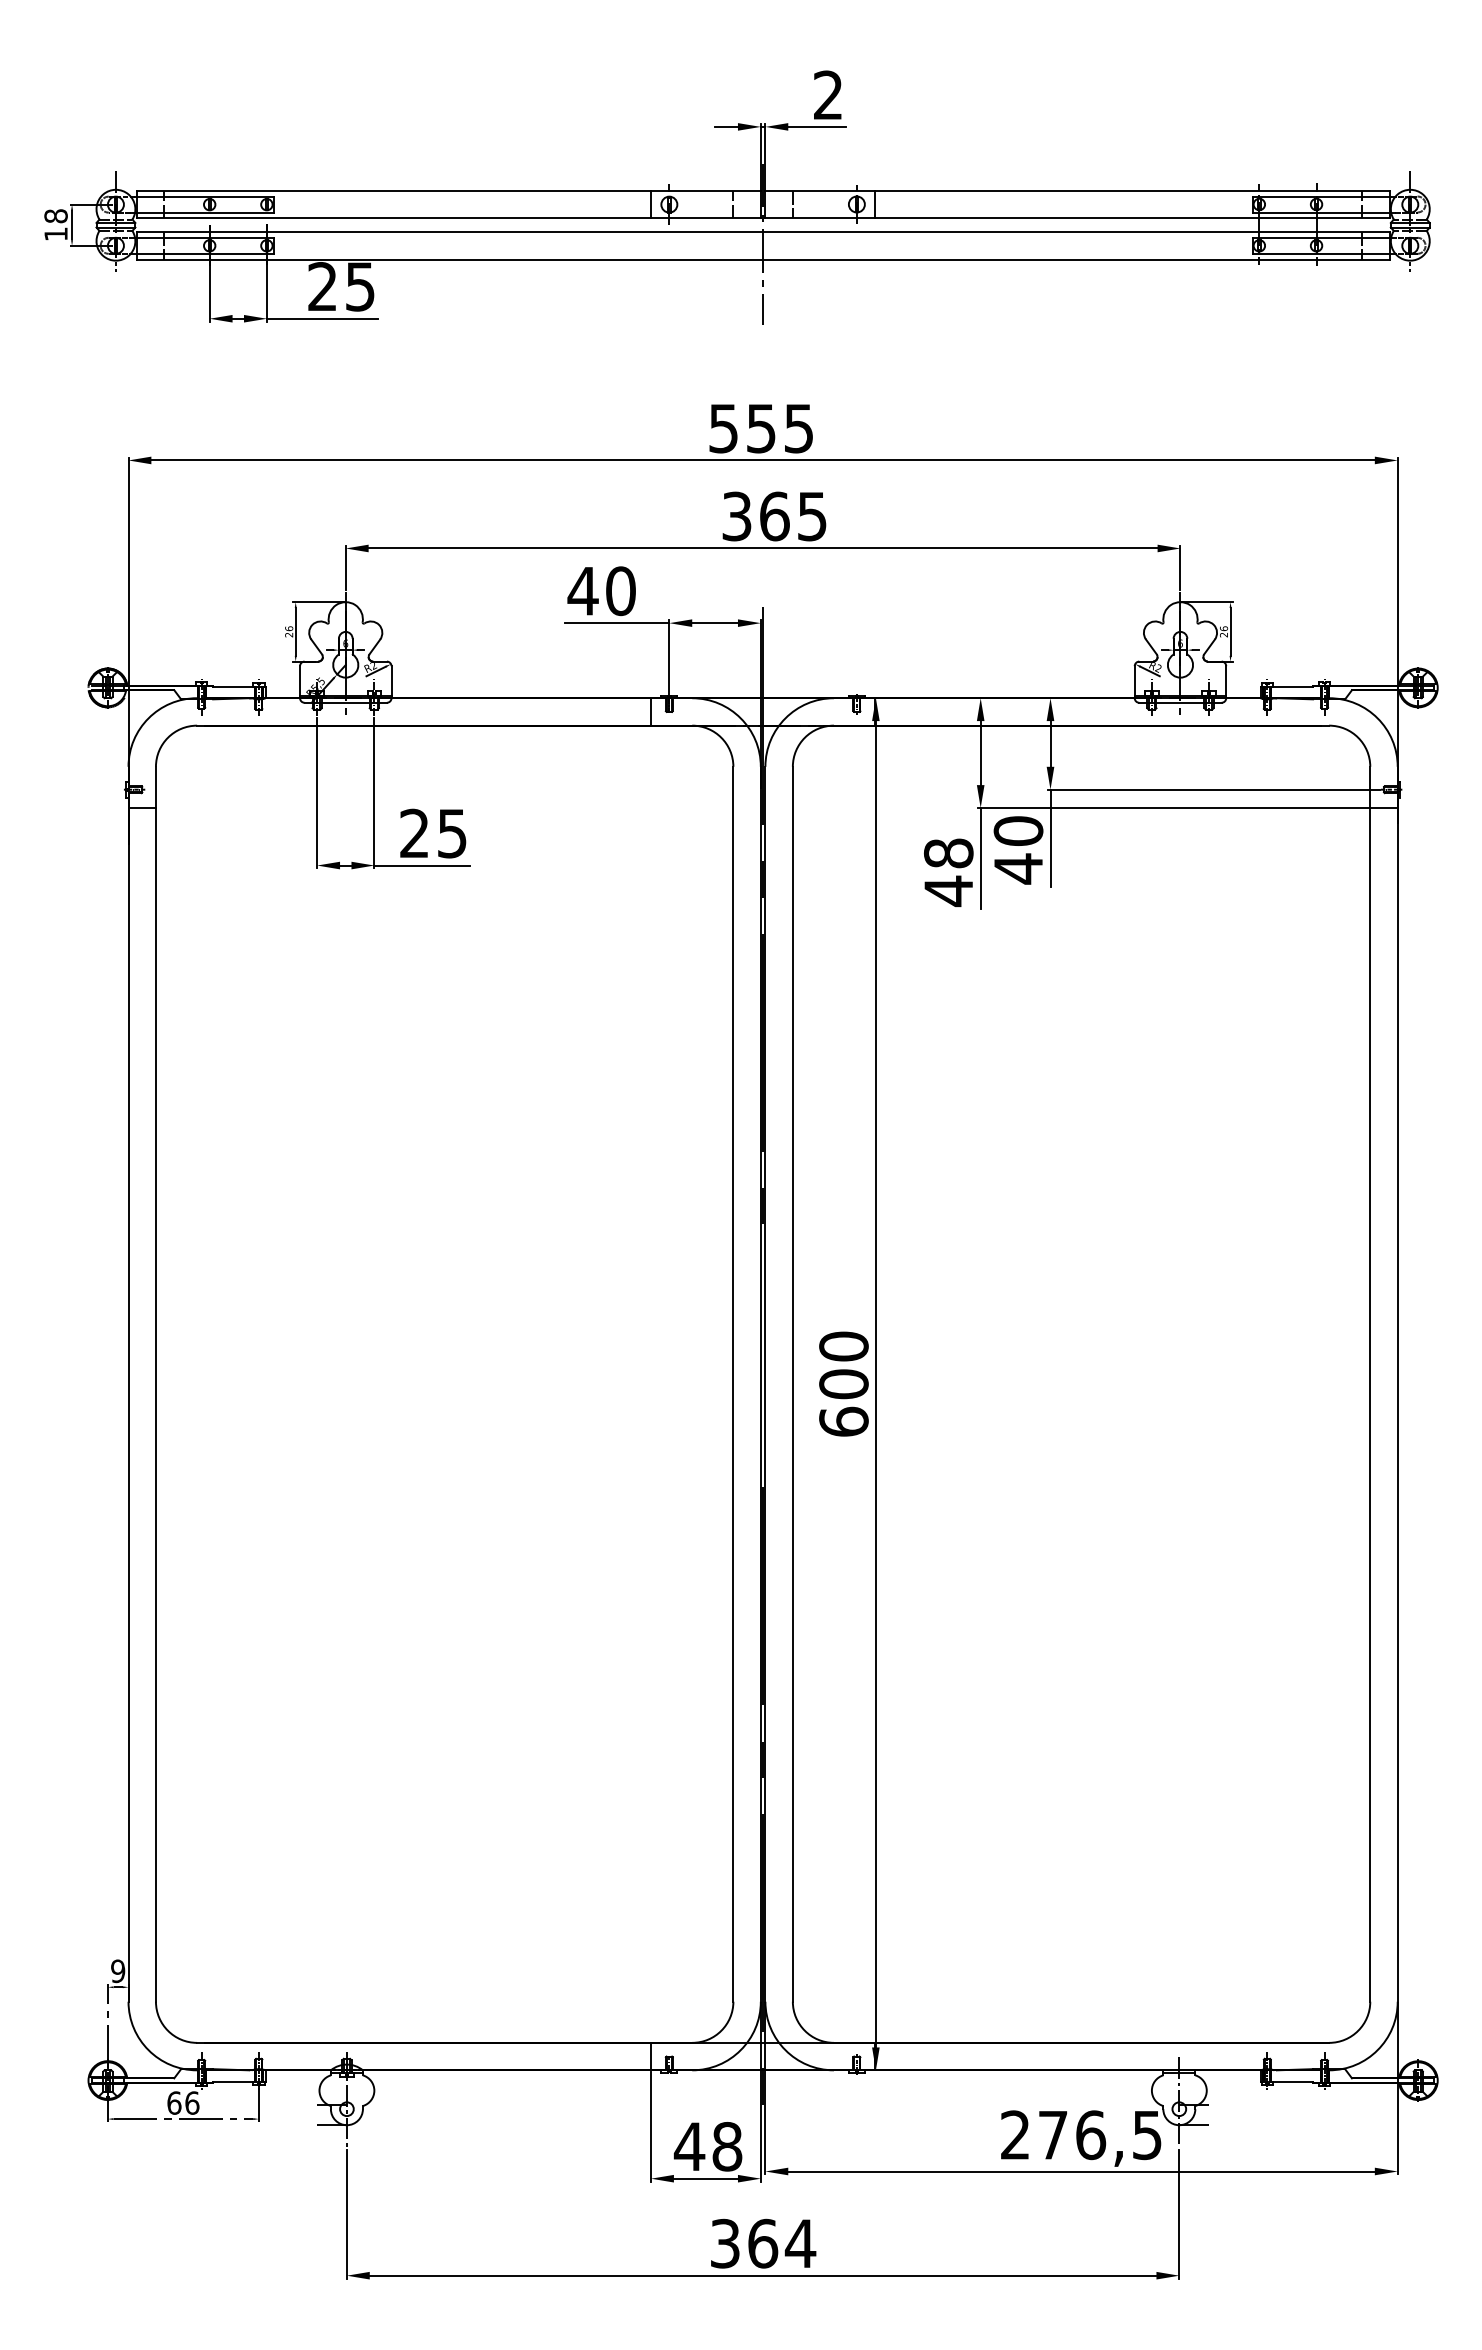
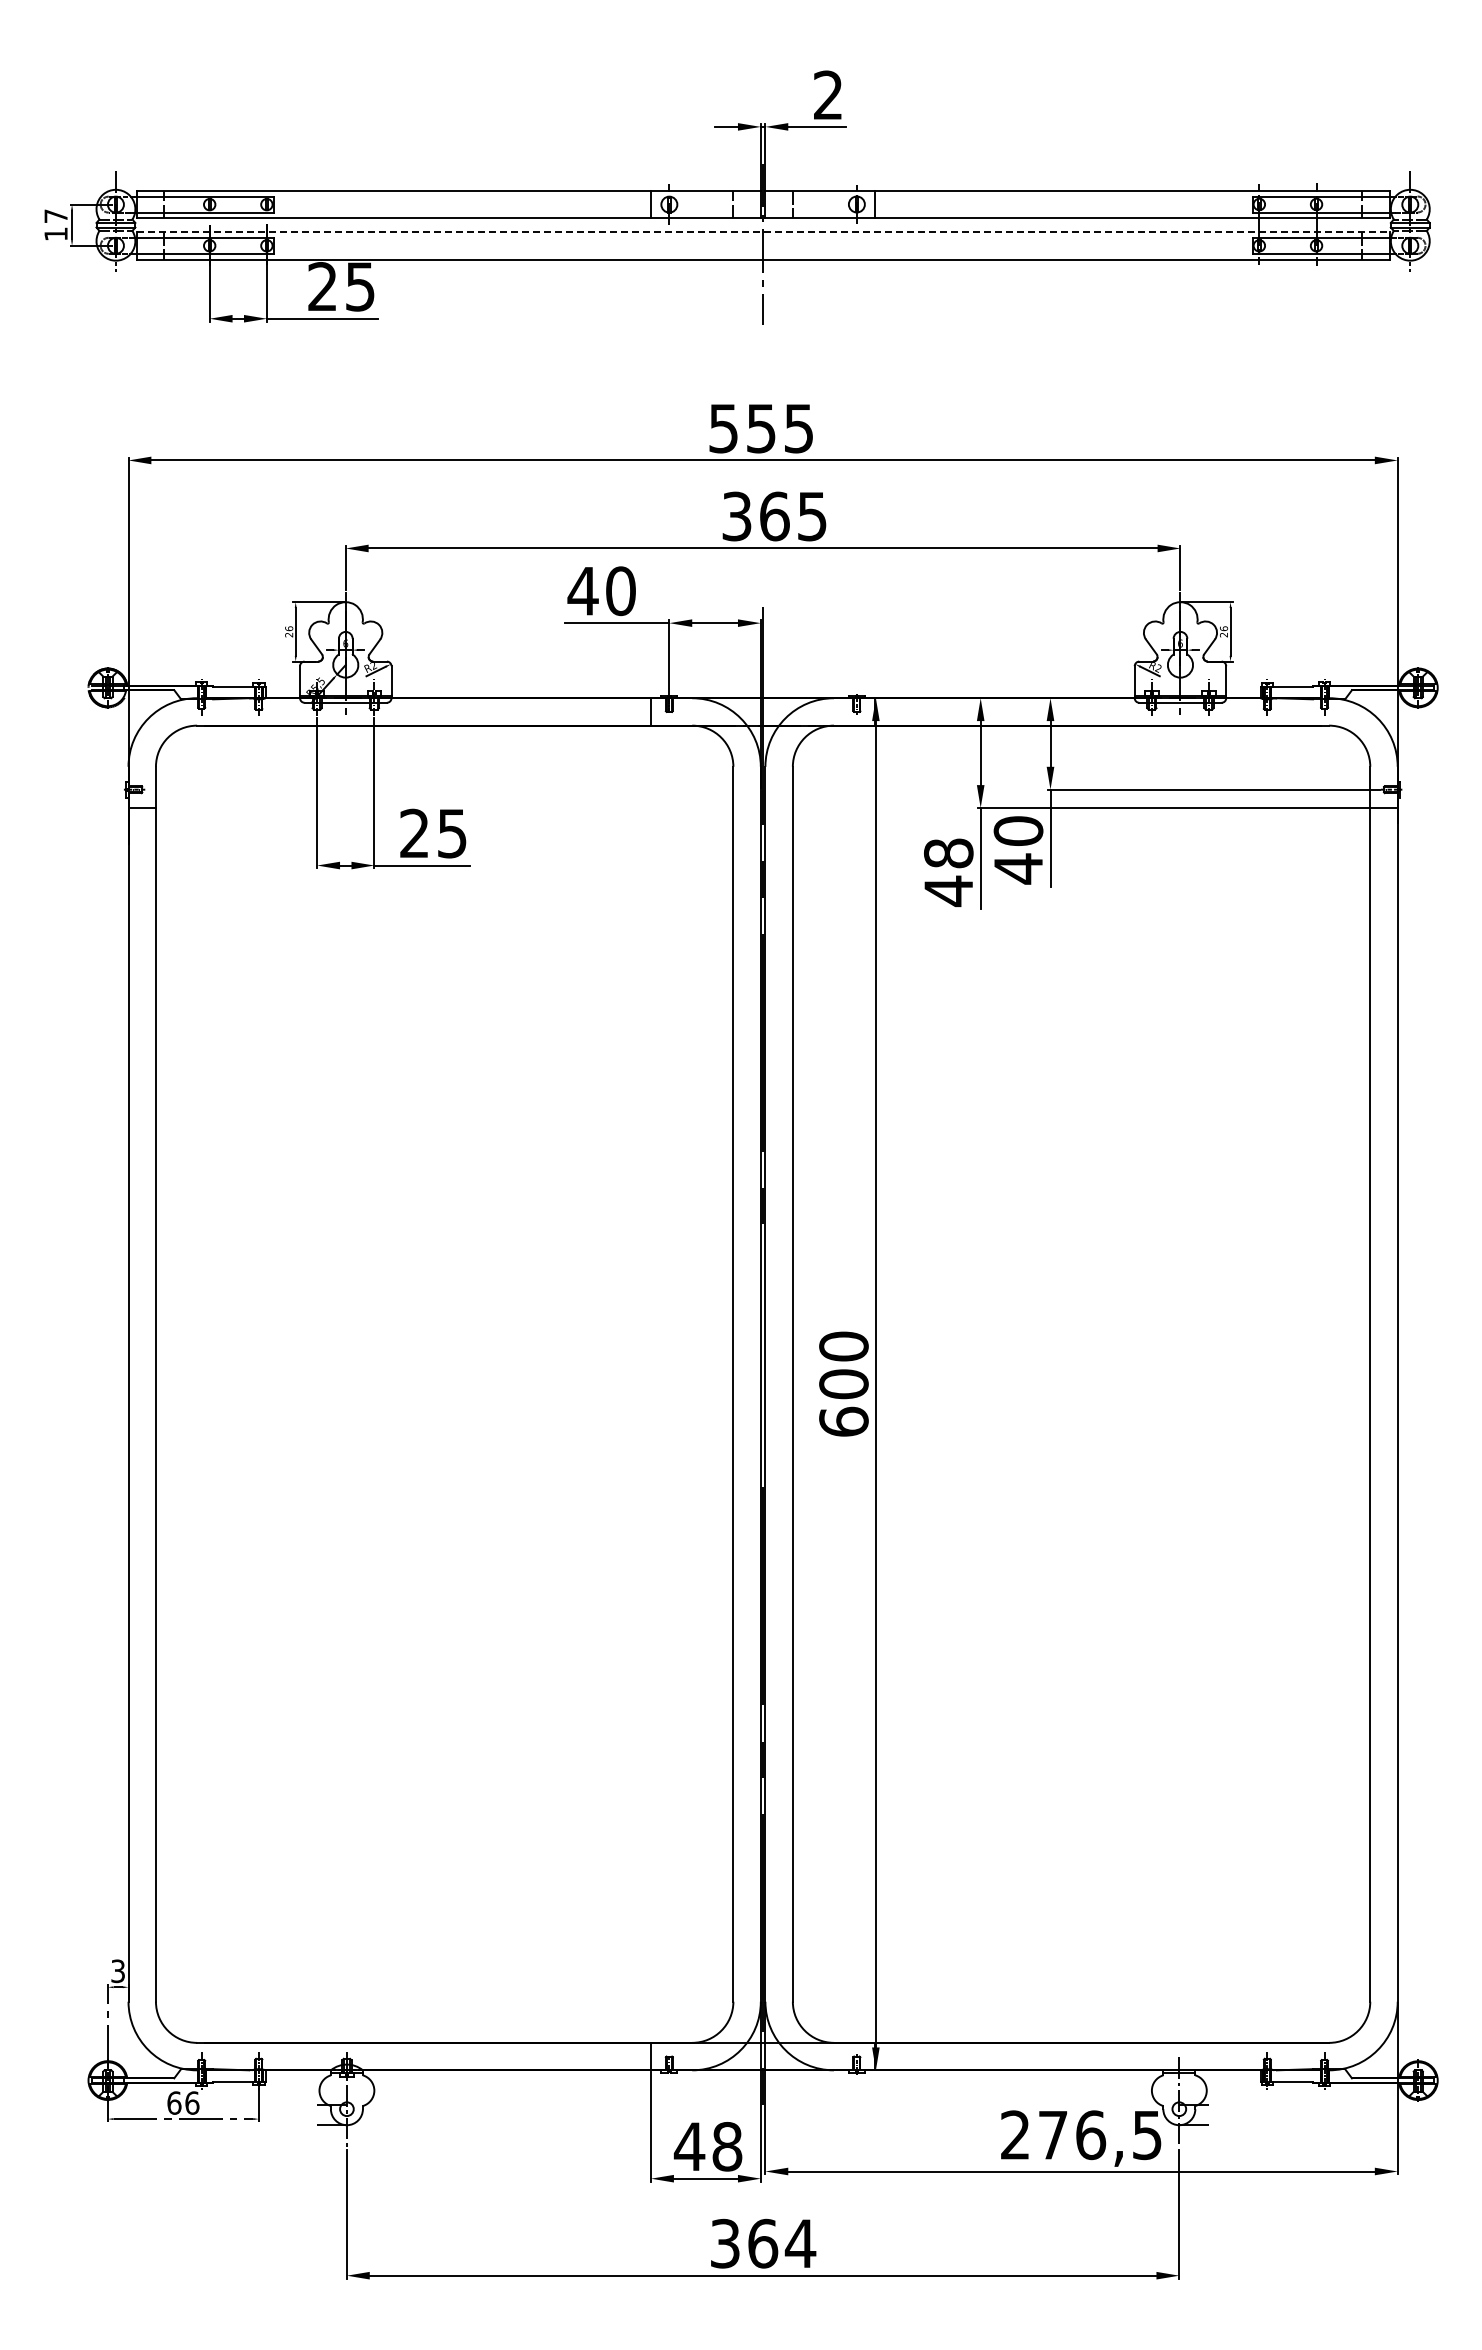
text: 18 -> 17 (55, 216)
line: solid -> dashed (763, 232)
text: 9 -> 3 (118, 1970)
